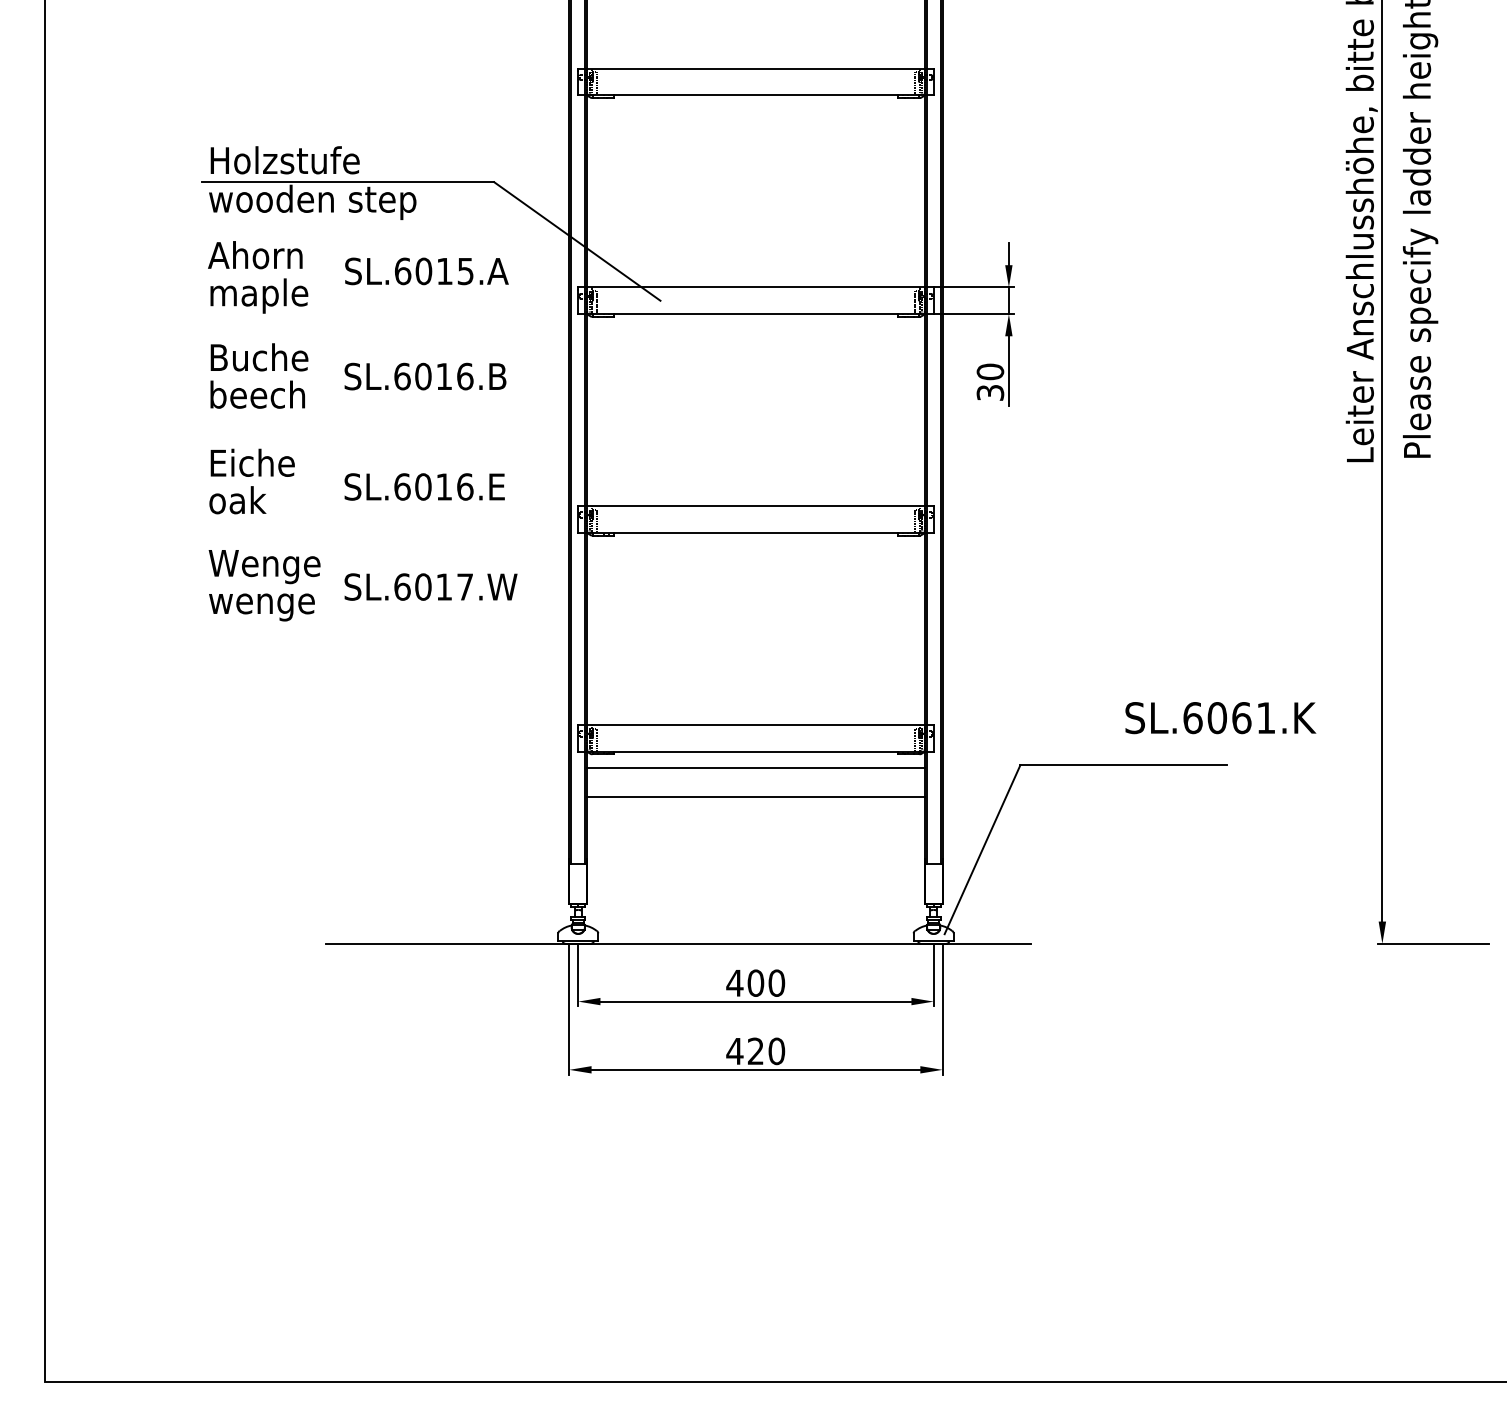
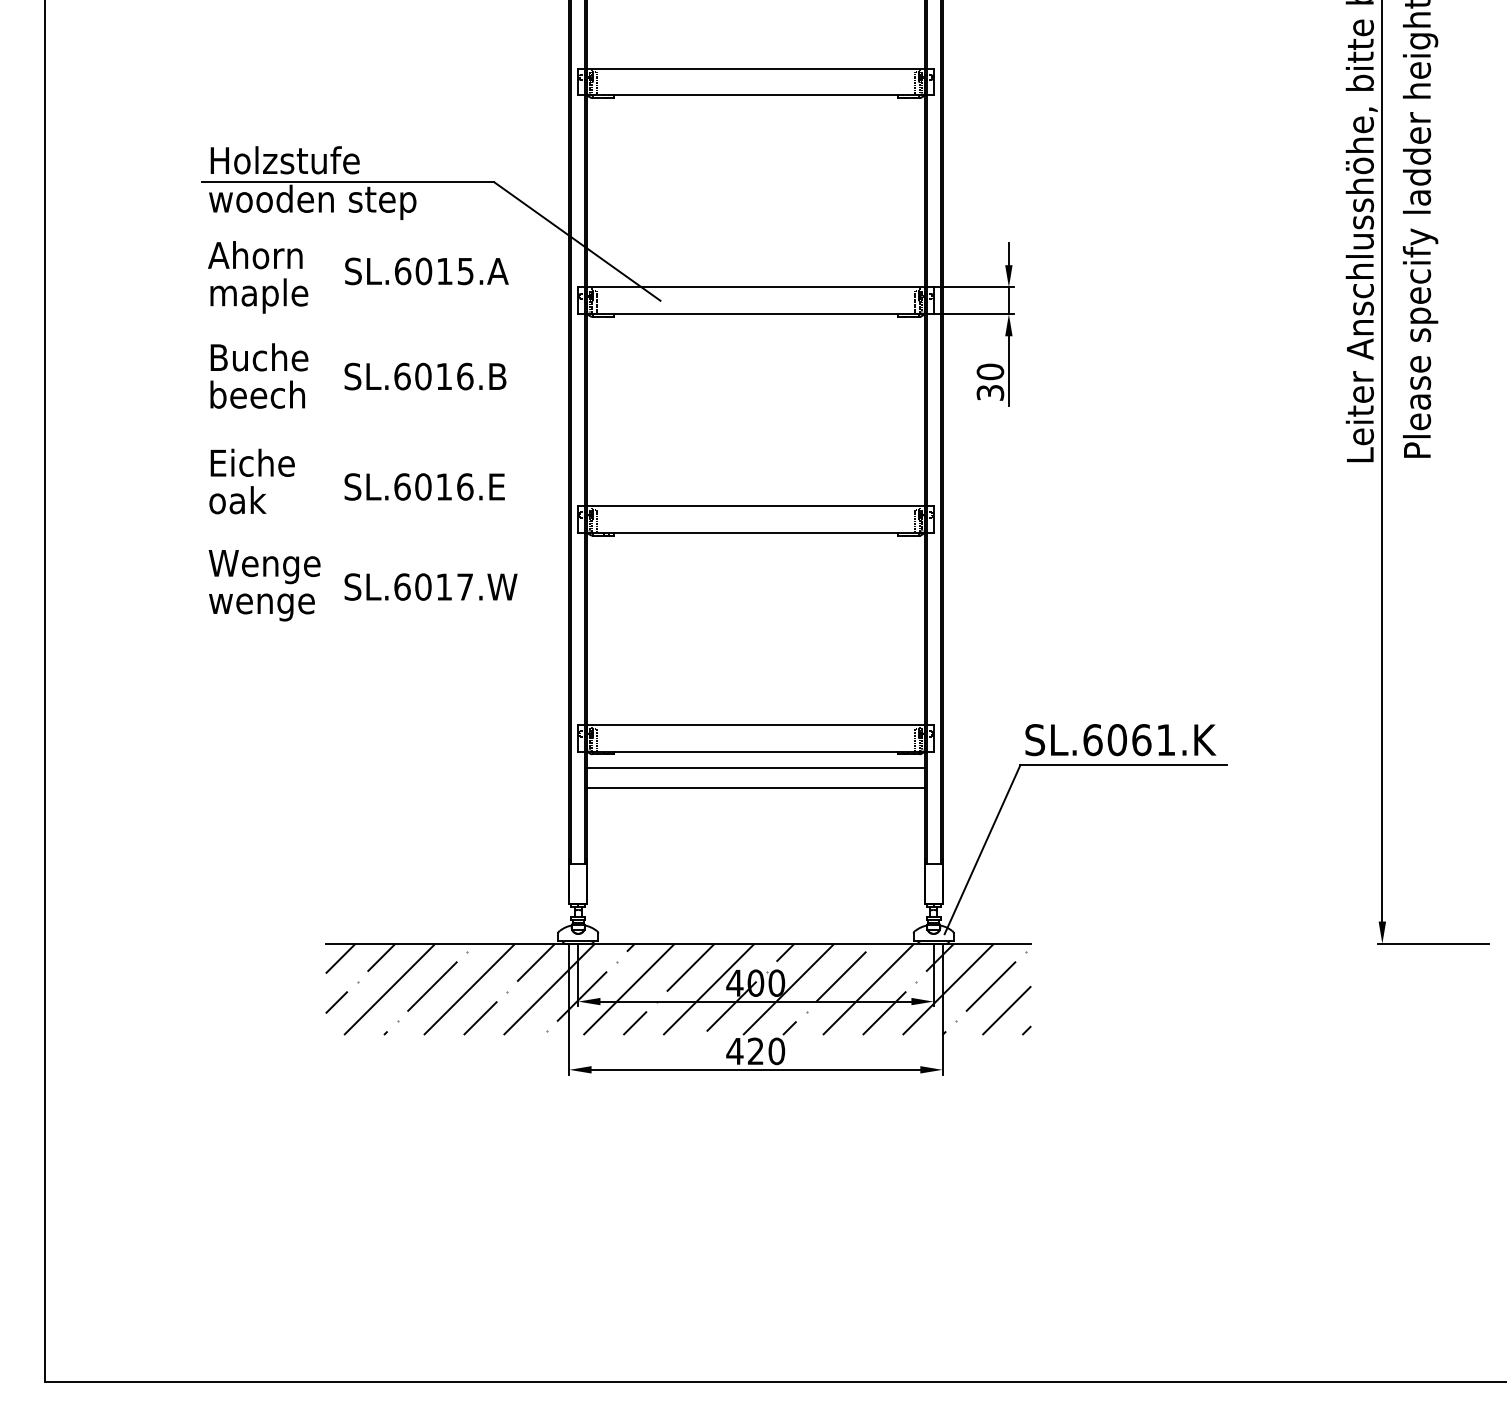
text position: (1220, 718) -> (1120, 740) (1120, 740)
line position: (755, 797) -> (755, 788) (755, 788)
hatch: none -> present (678, 989)
